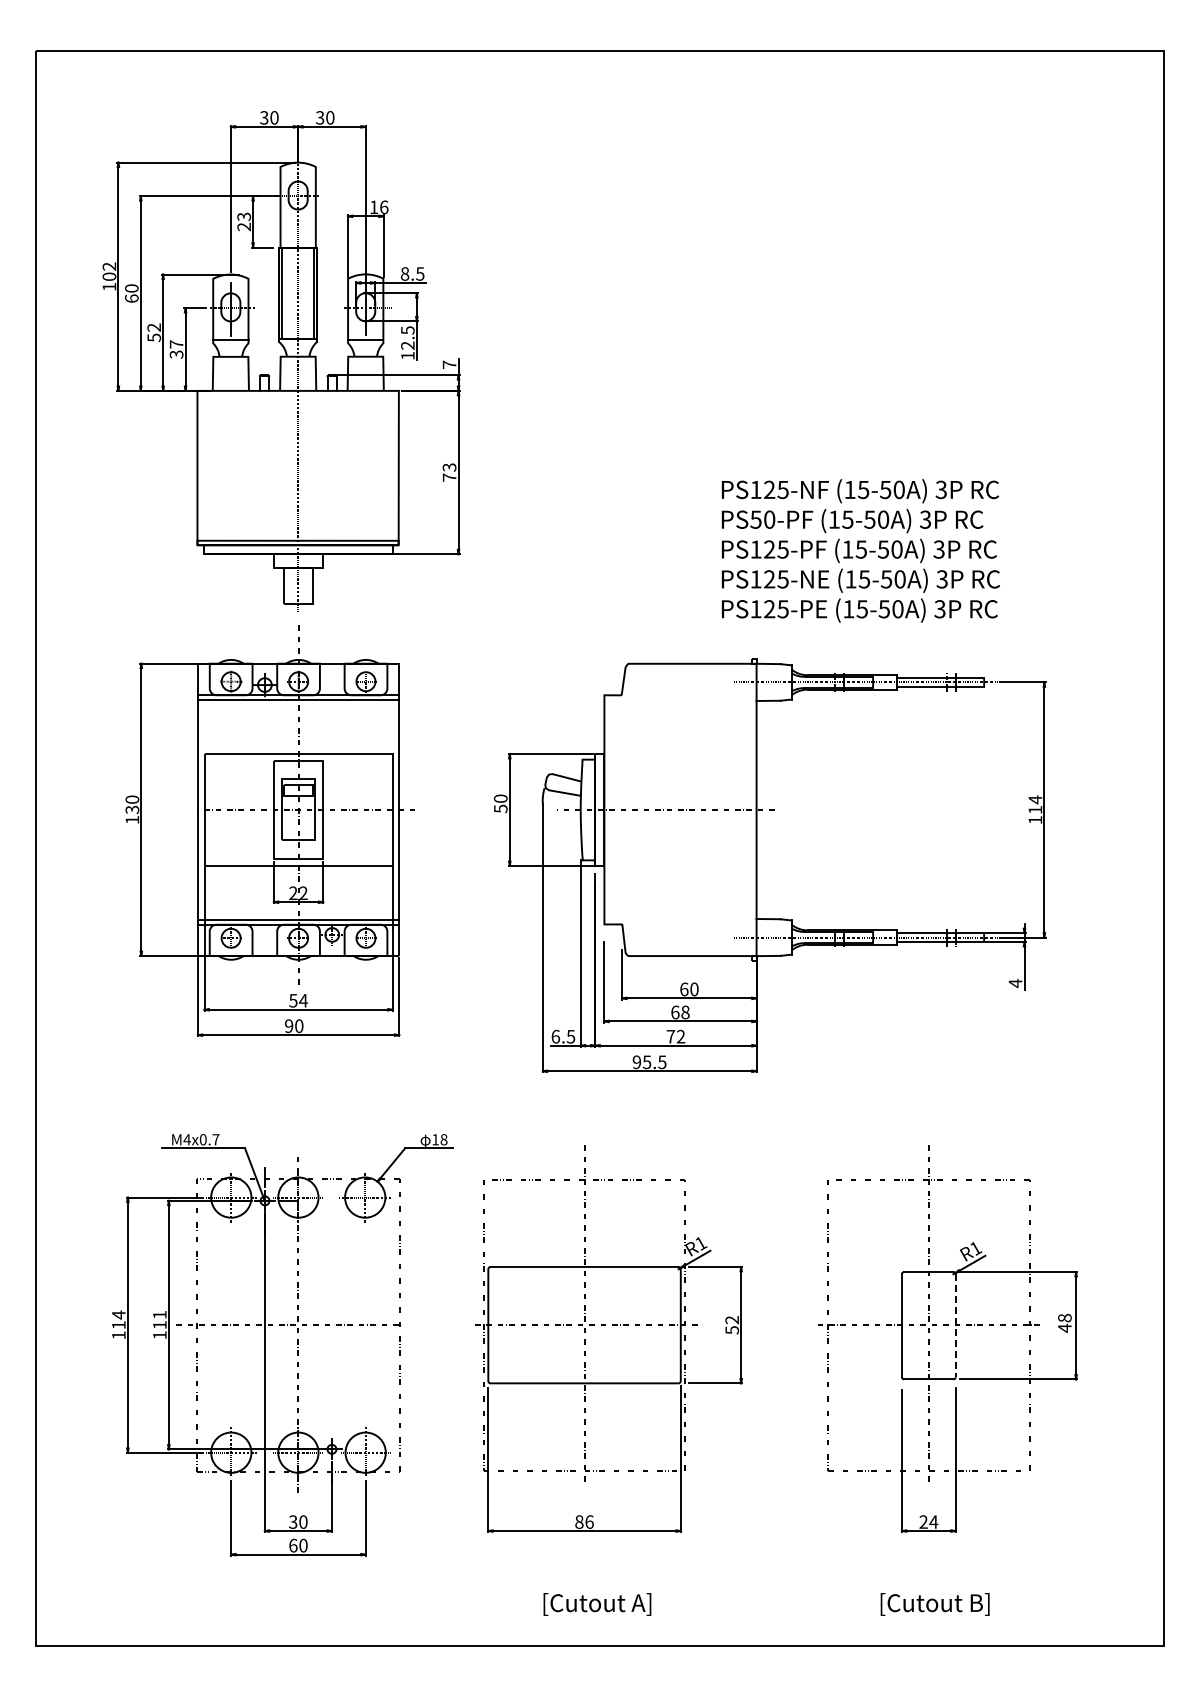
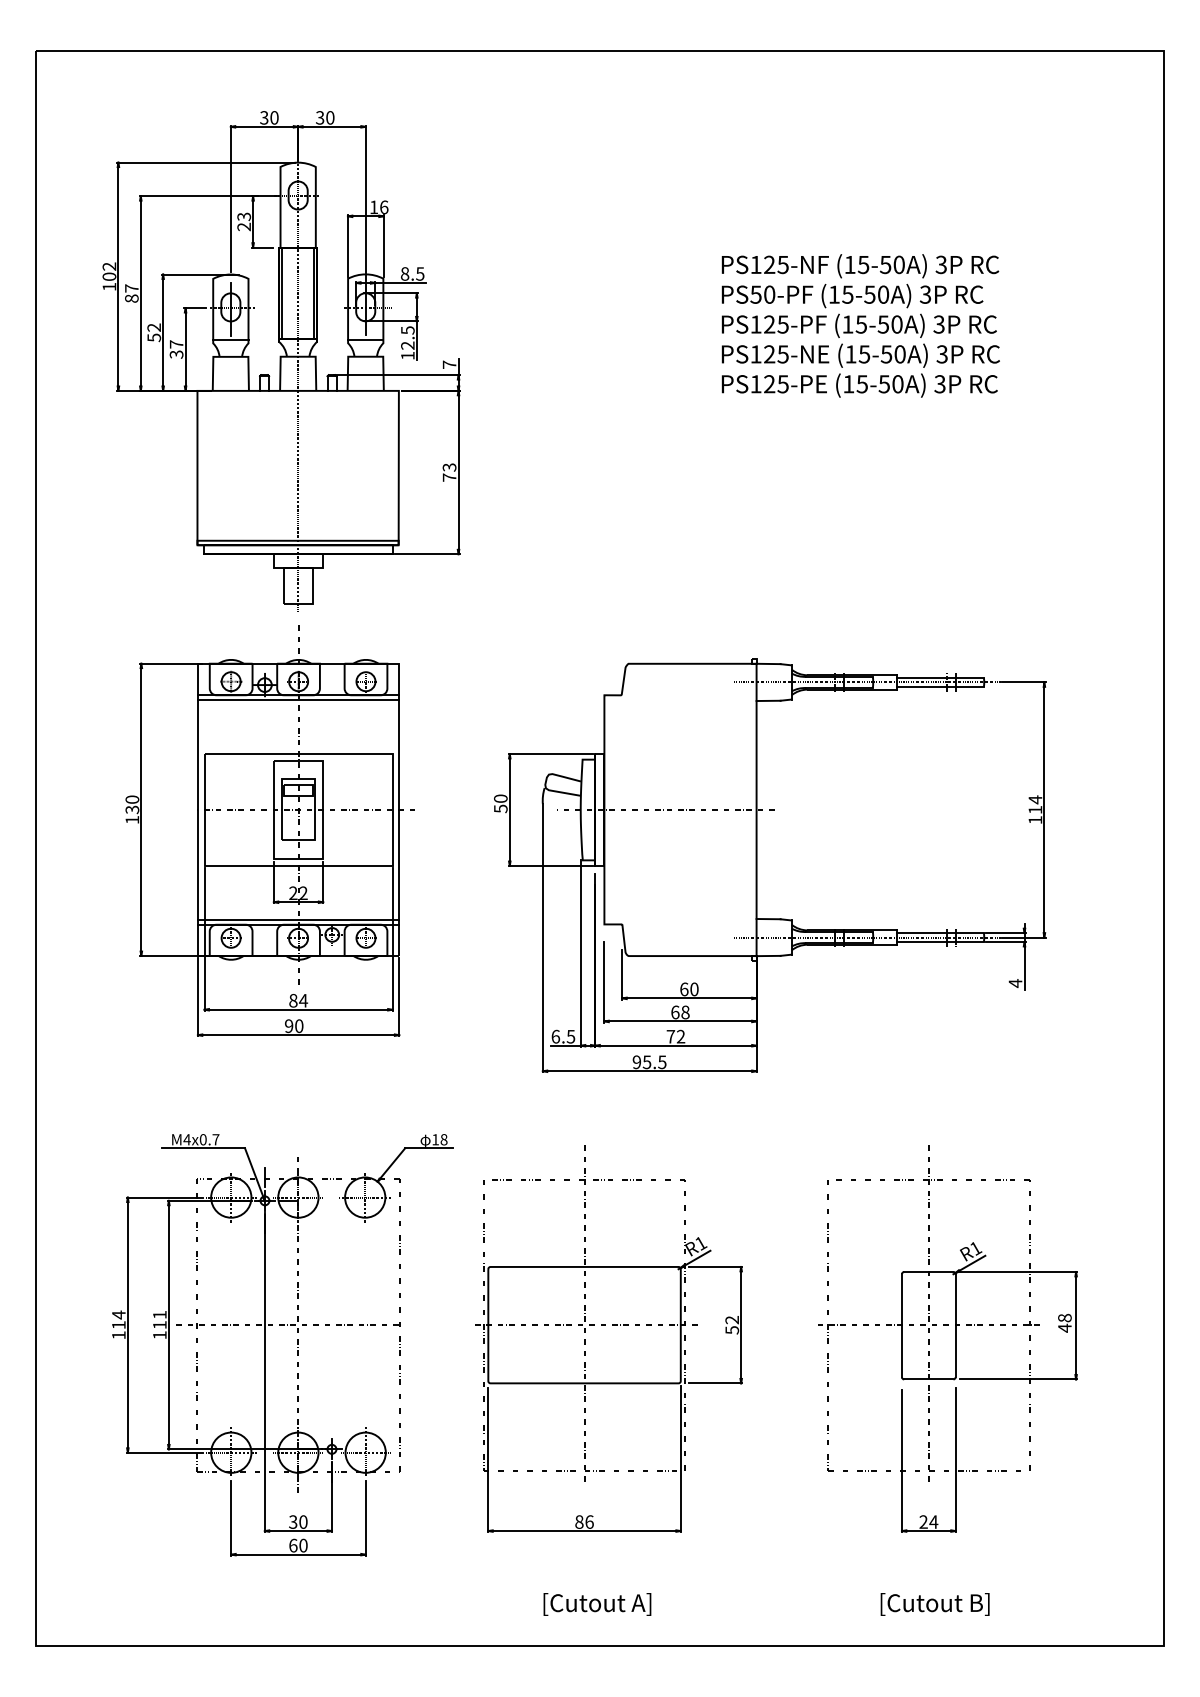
text: 60 -> 87 (131, 293)
text position: (860, 550) -> (860, 325) (860, 325)
text: 54 -> 84 (293, 1000)
line: dashed -> solid (955, 1326)
